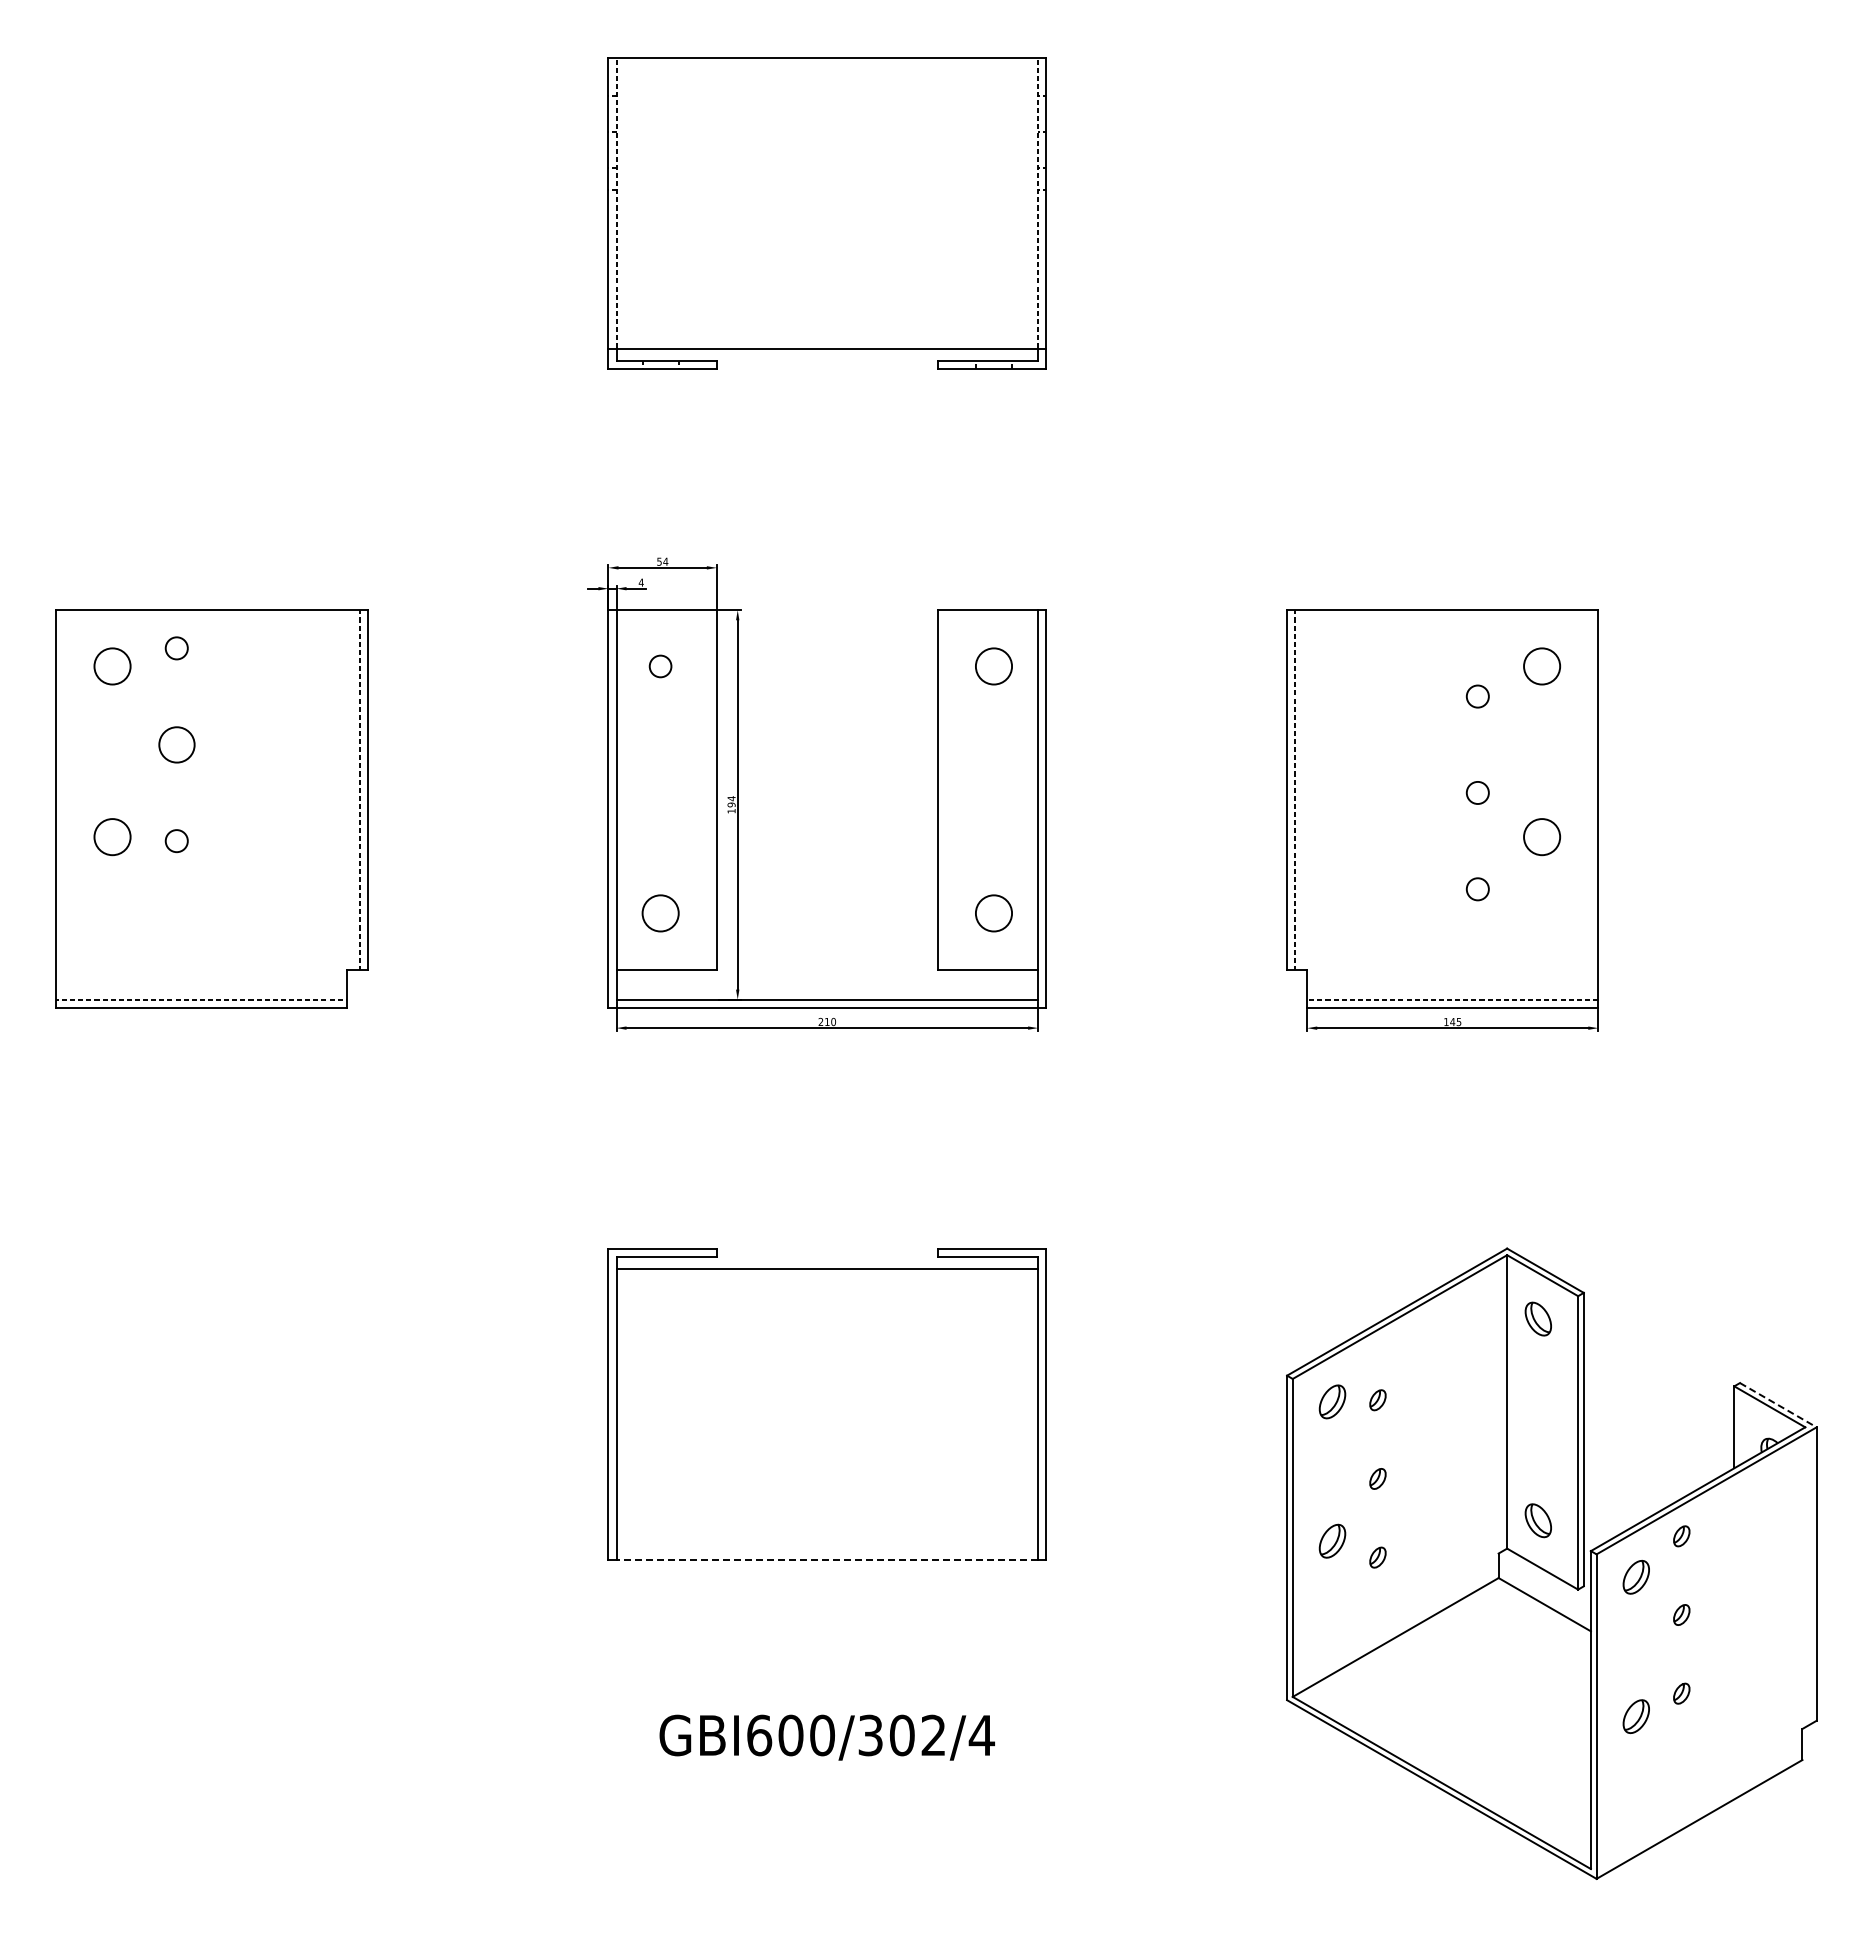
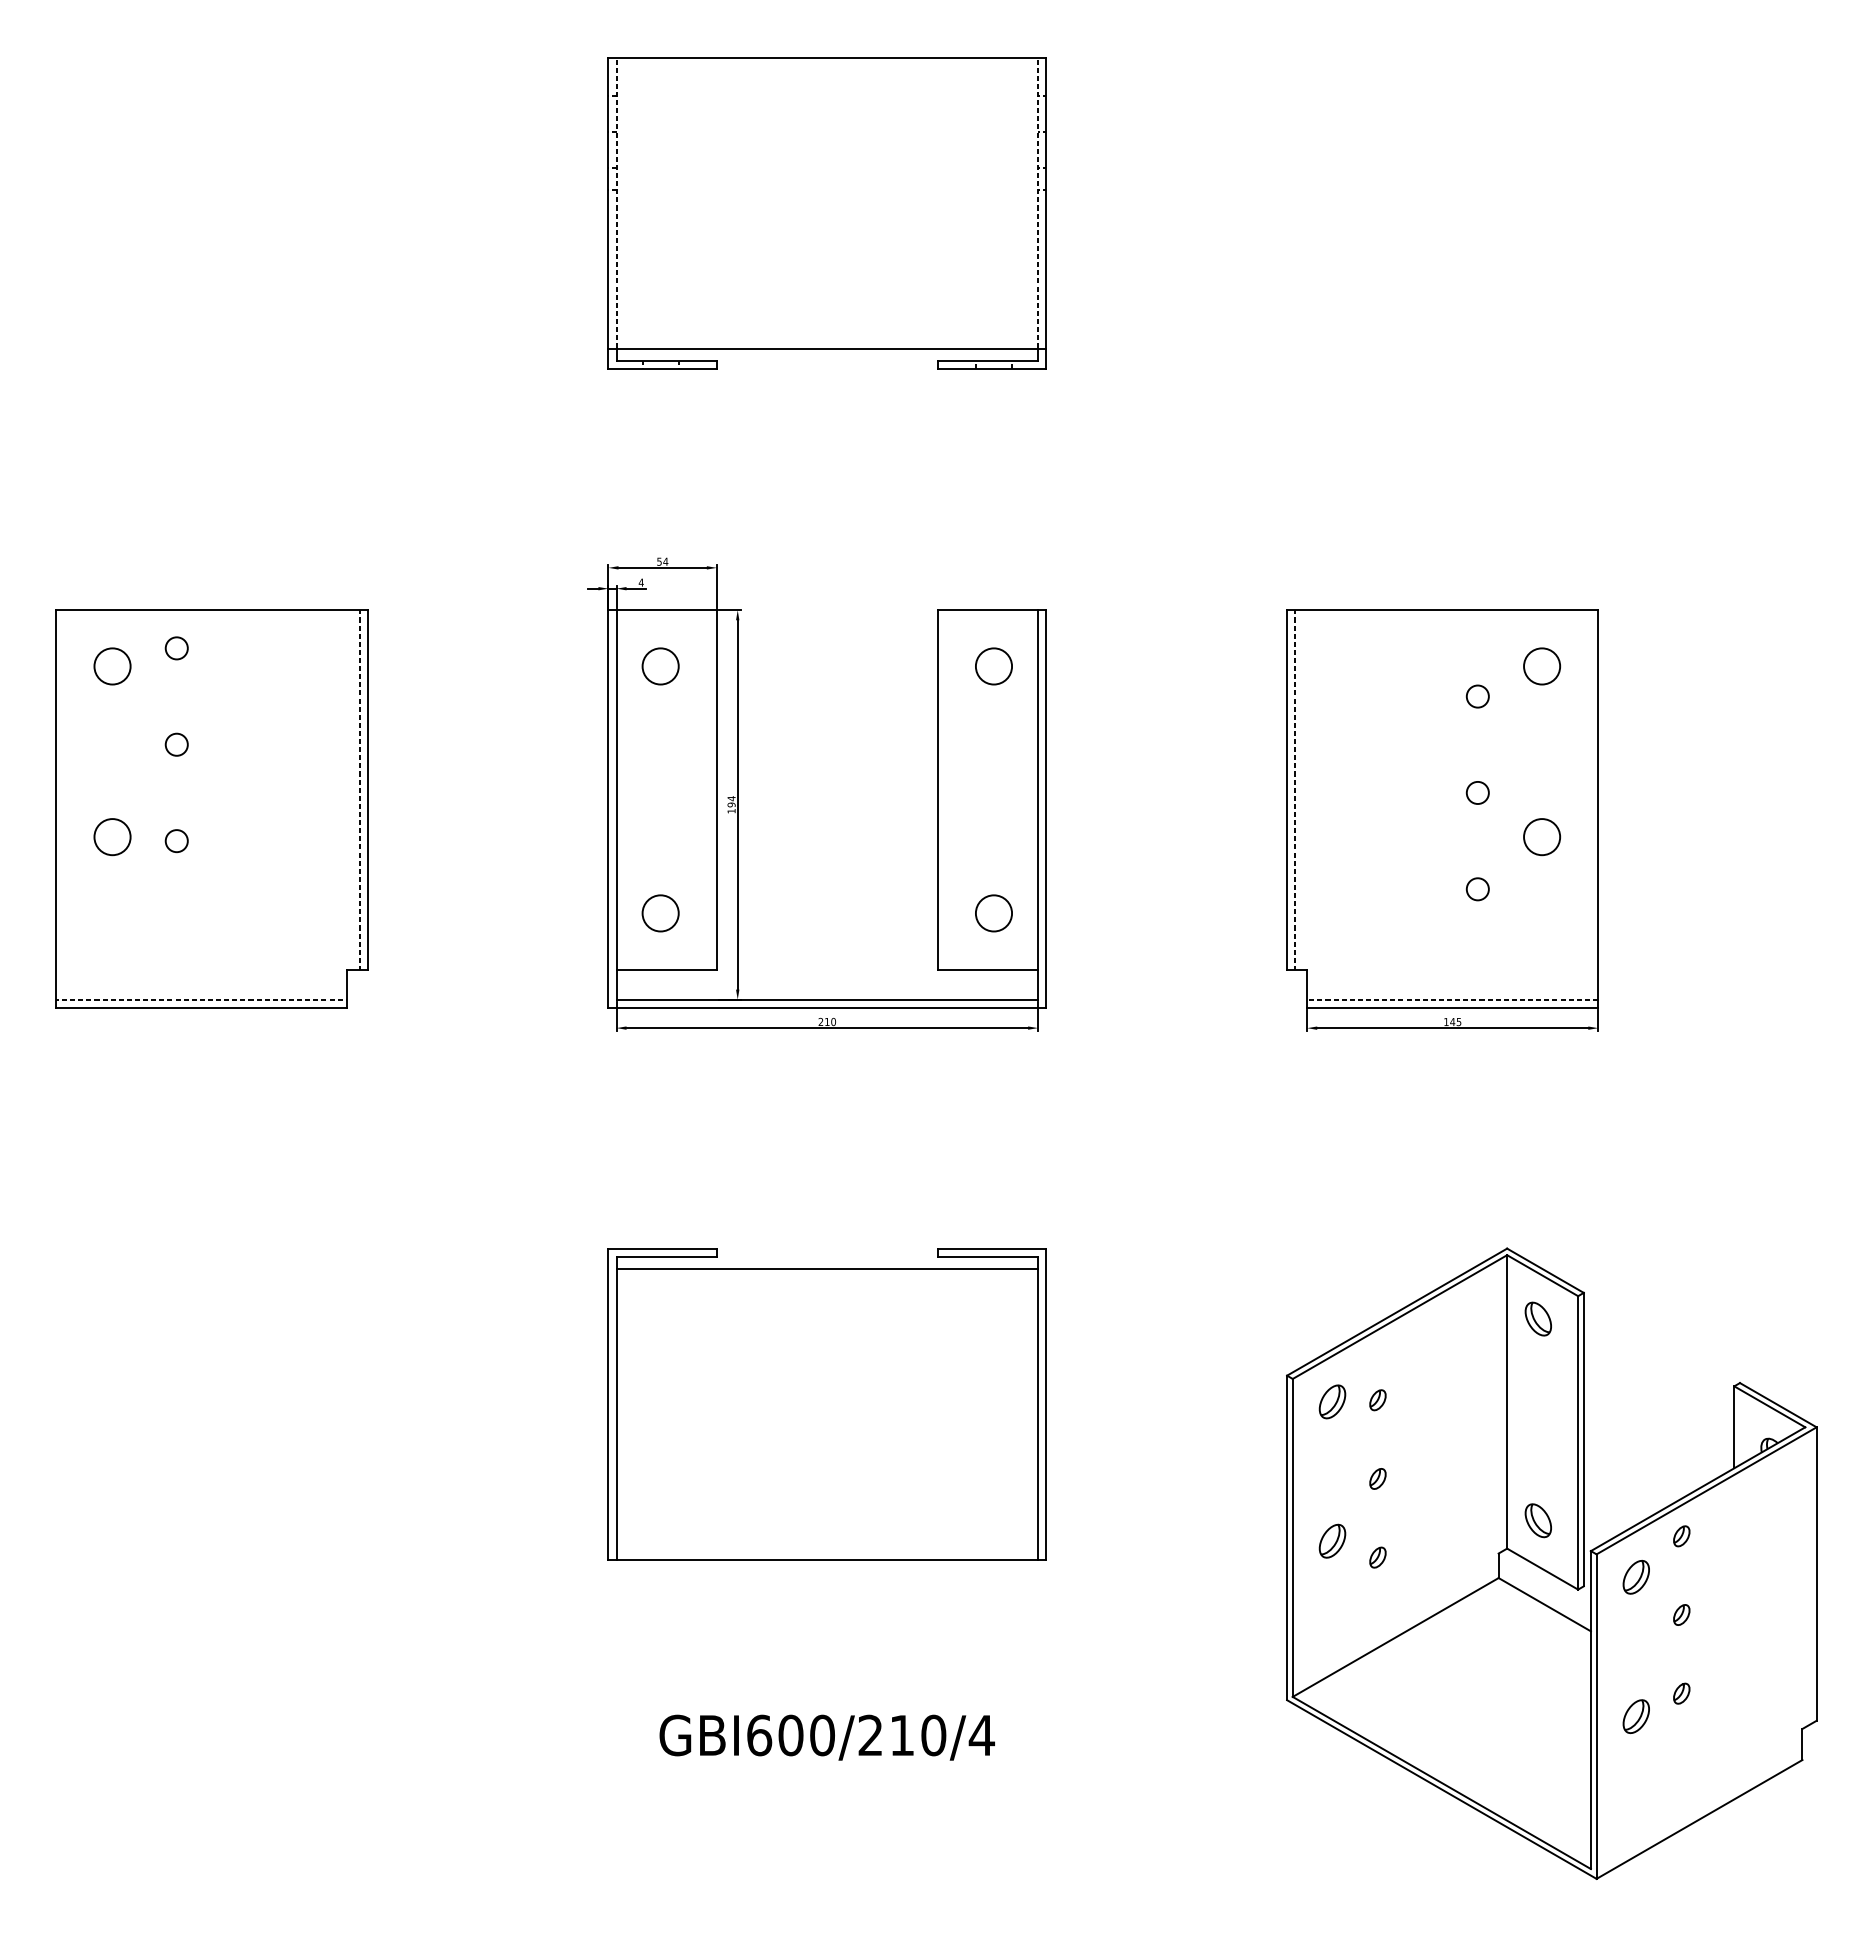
circle size: 25x25 px -> 39x39 px (660, 666)
circle size: 38x38 px -> 25x25 px (176, 744)
line: dashed -> solid (1778, 1405)
line: dashed -> solid (827, 1559)
text: GBI600/302/4 -> GBI600/210/4 (902, 1735)
